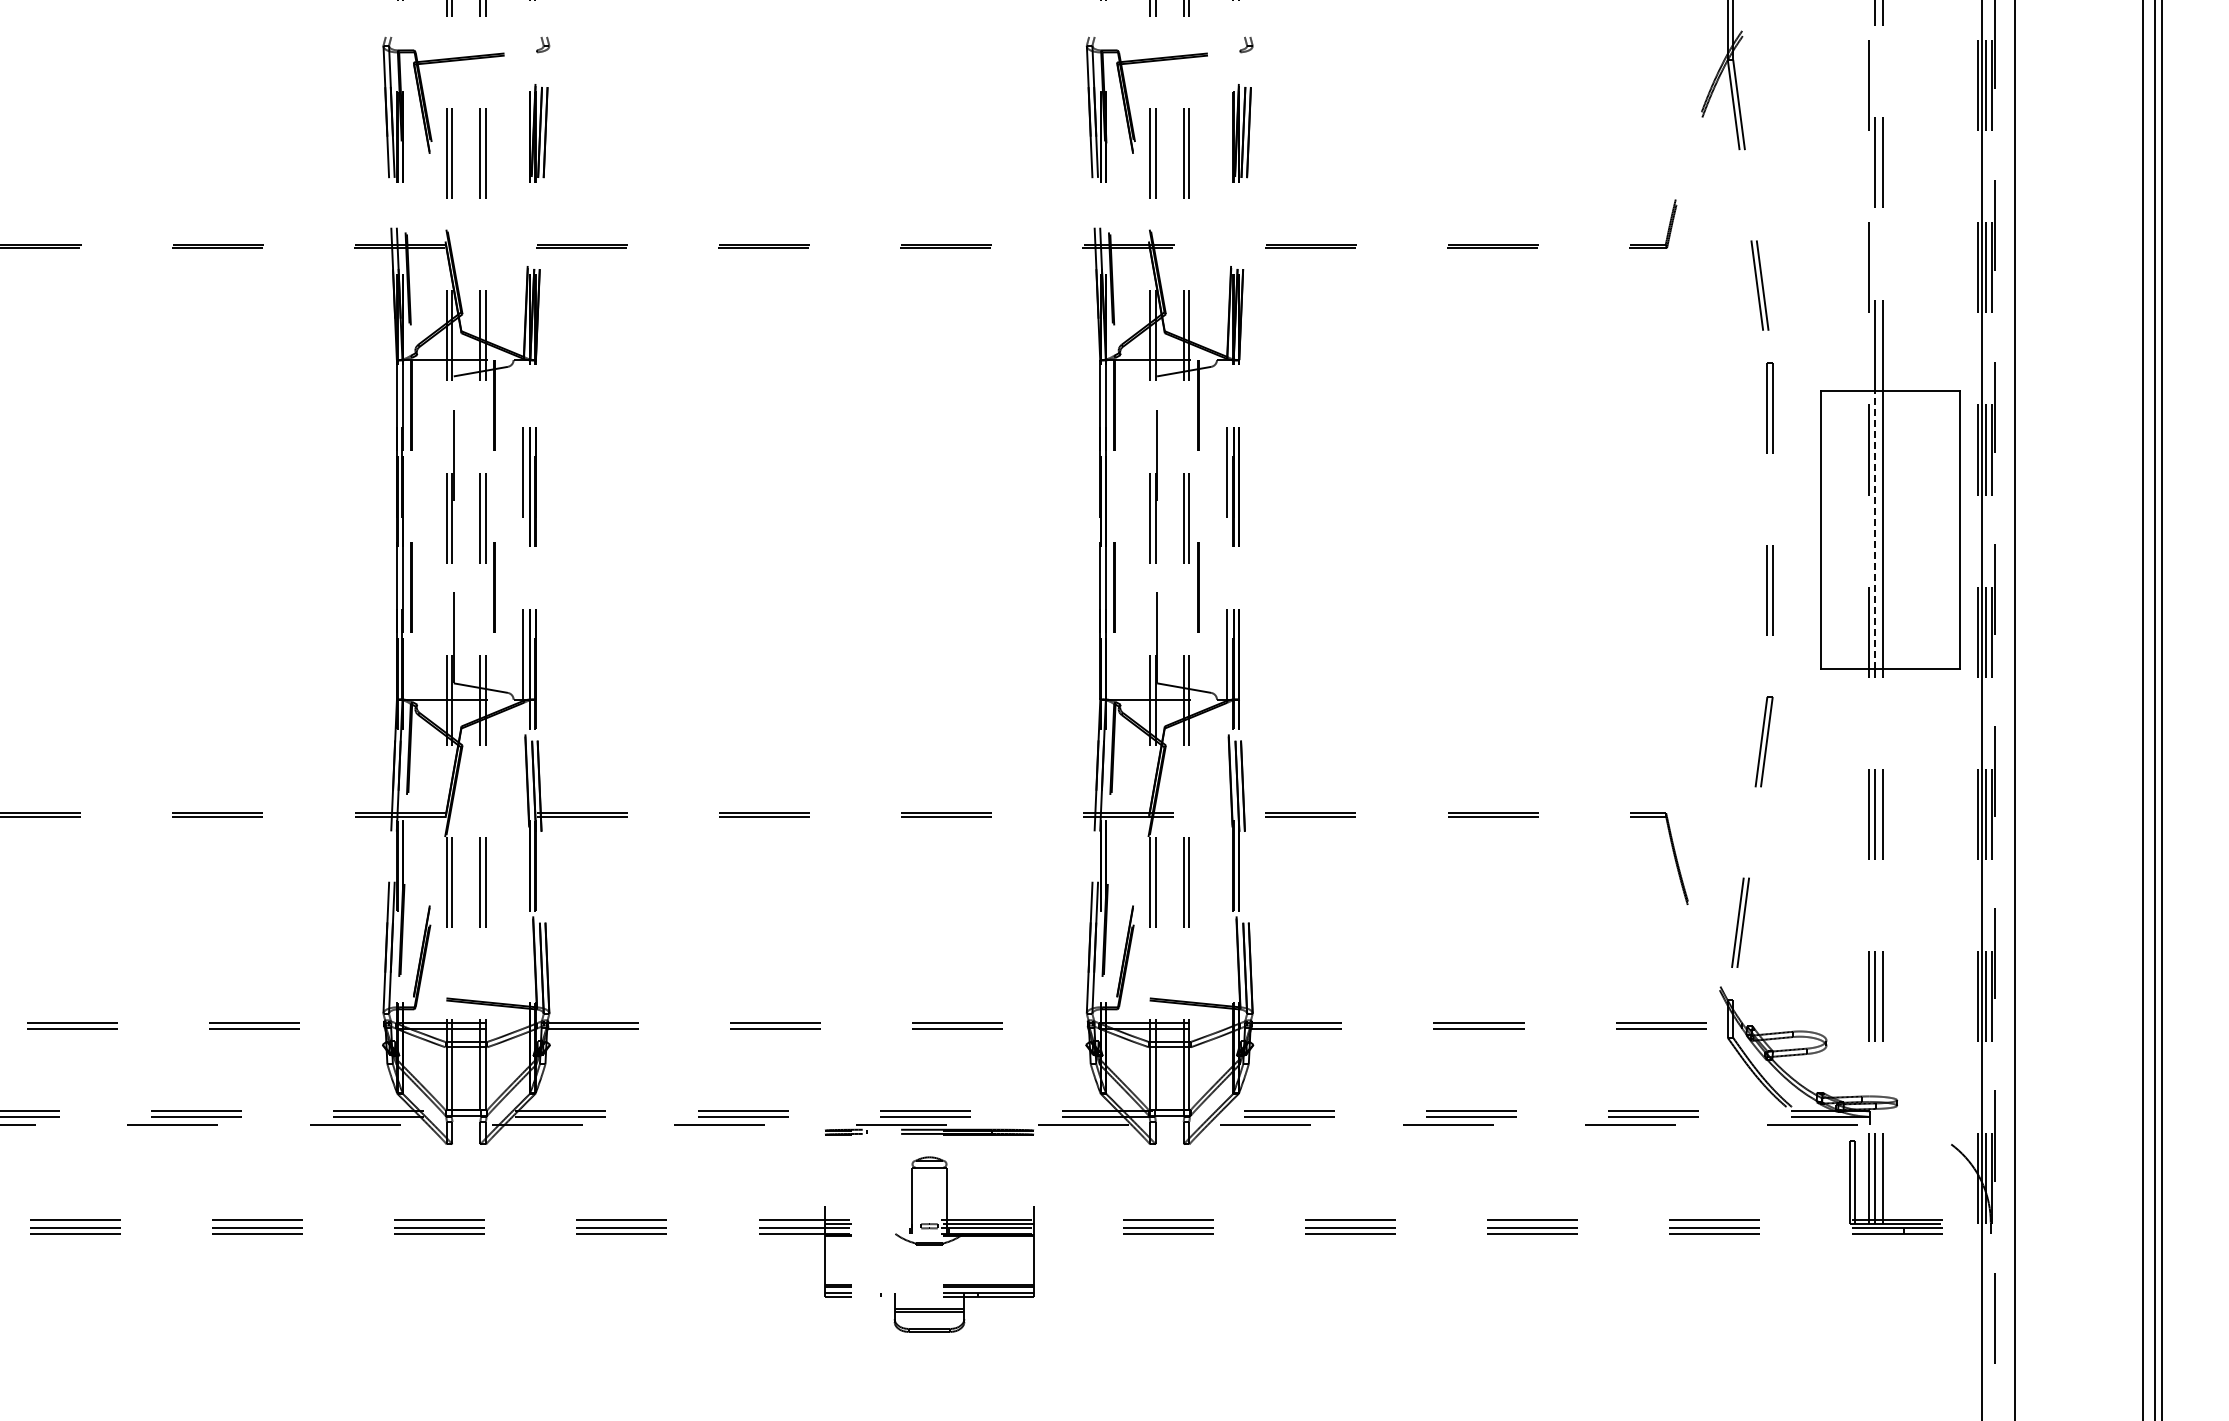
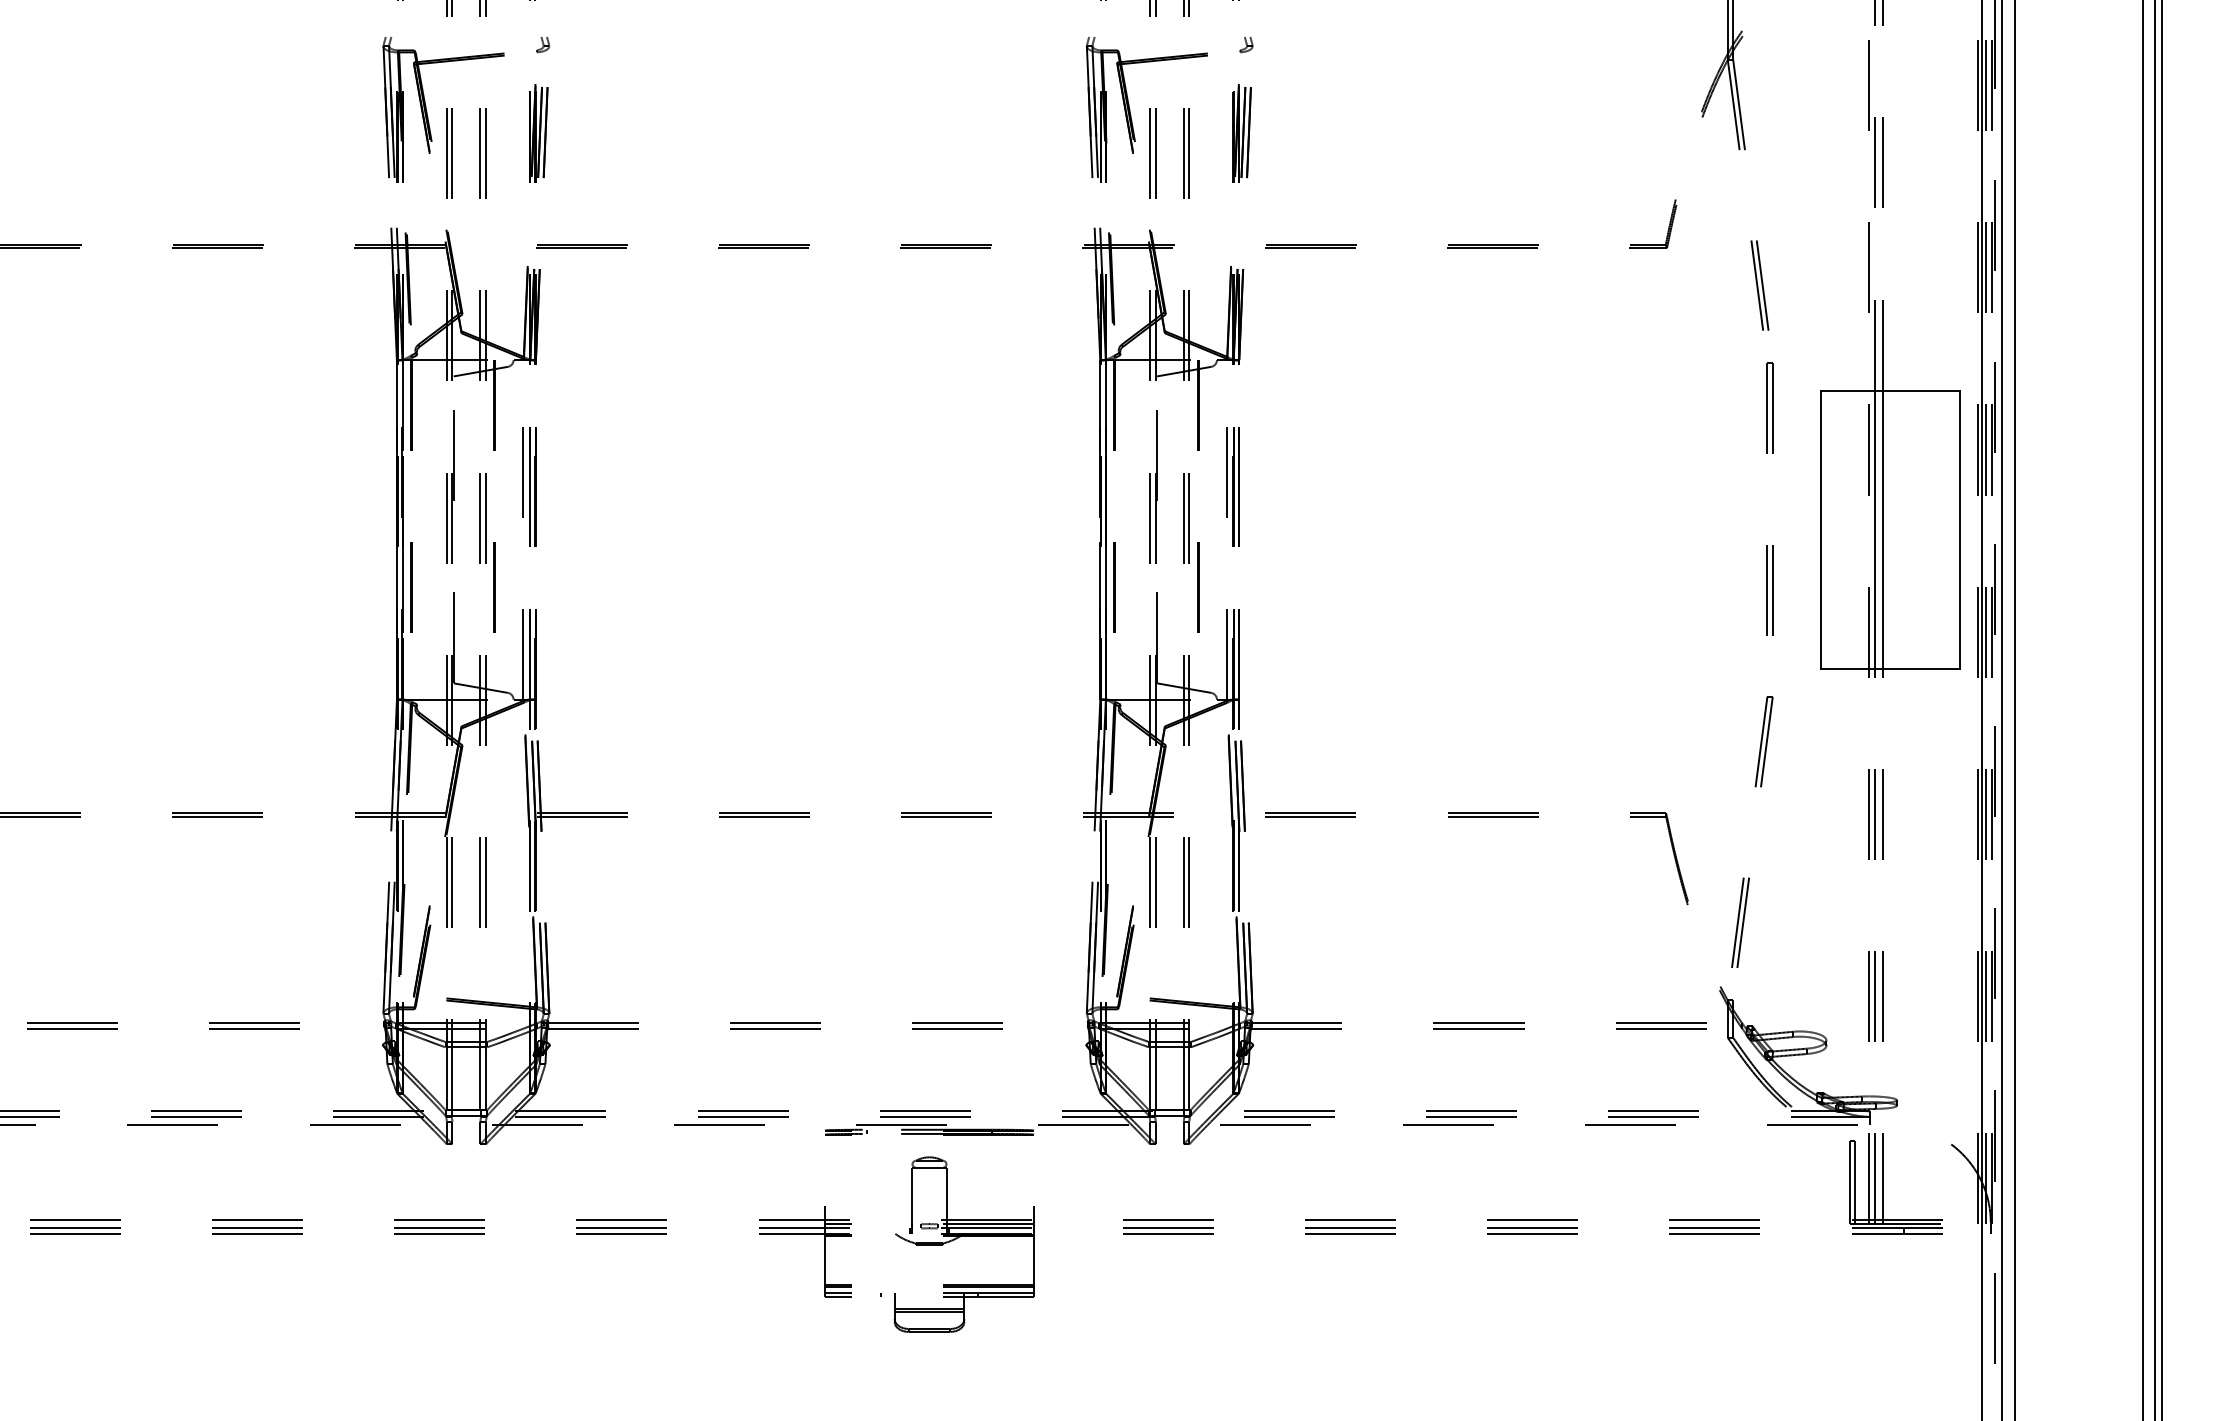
line: dashed -> solid (1874, 529)
line: none -> present (2001, 709)
